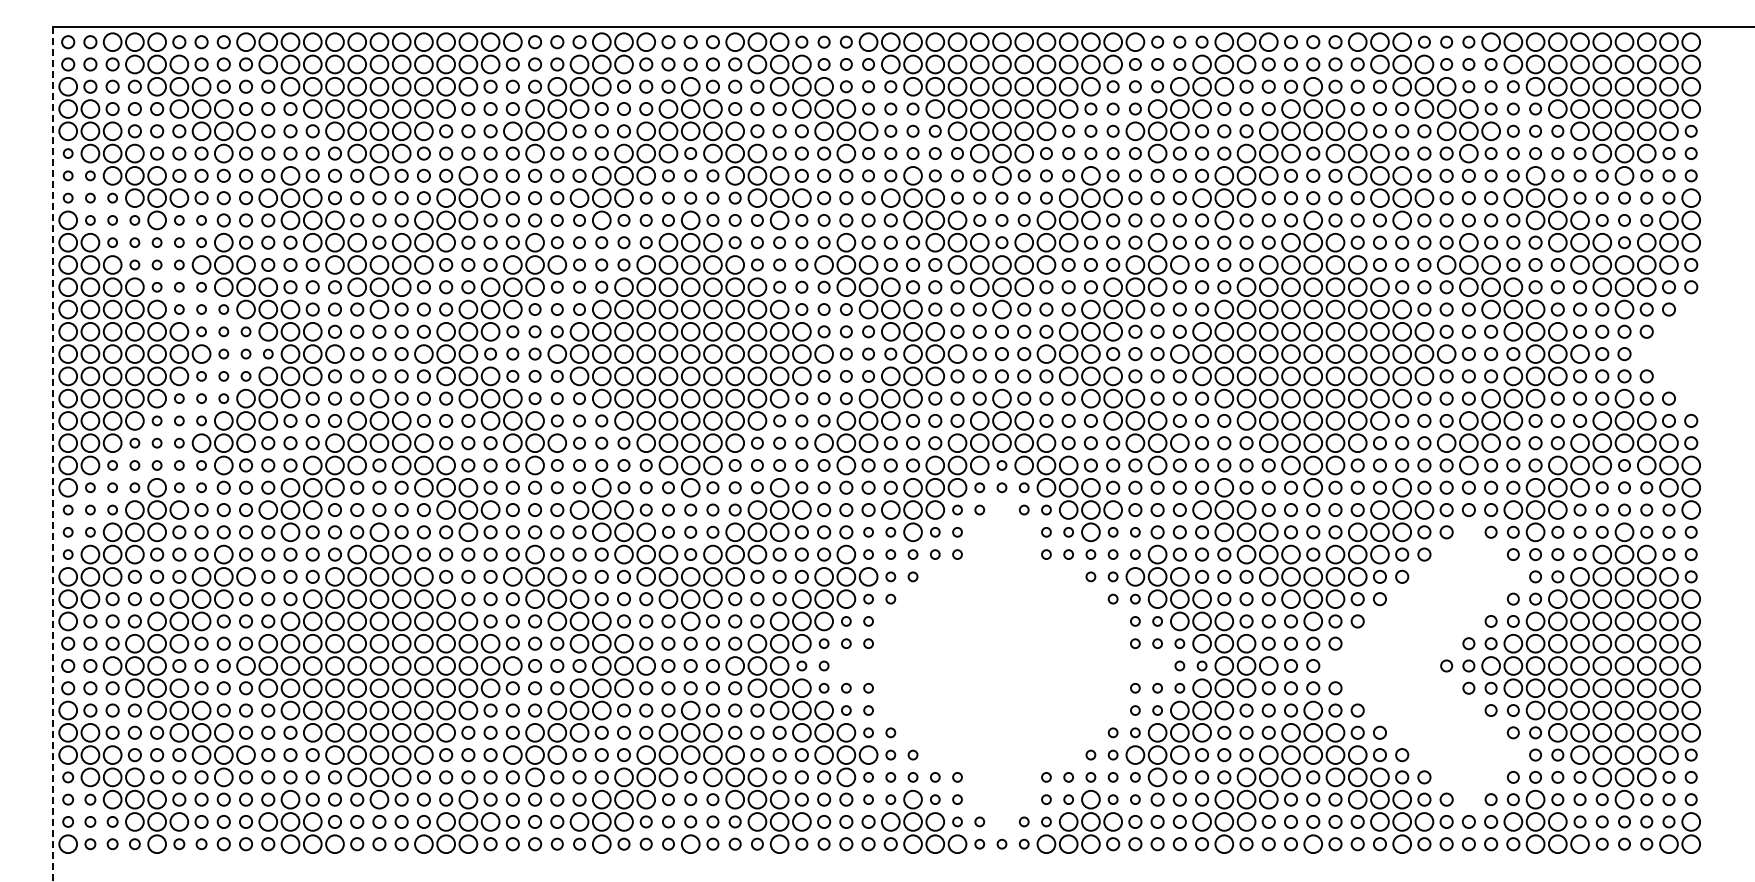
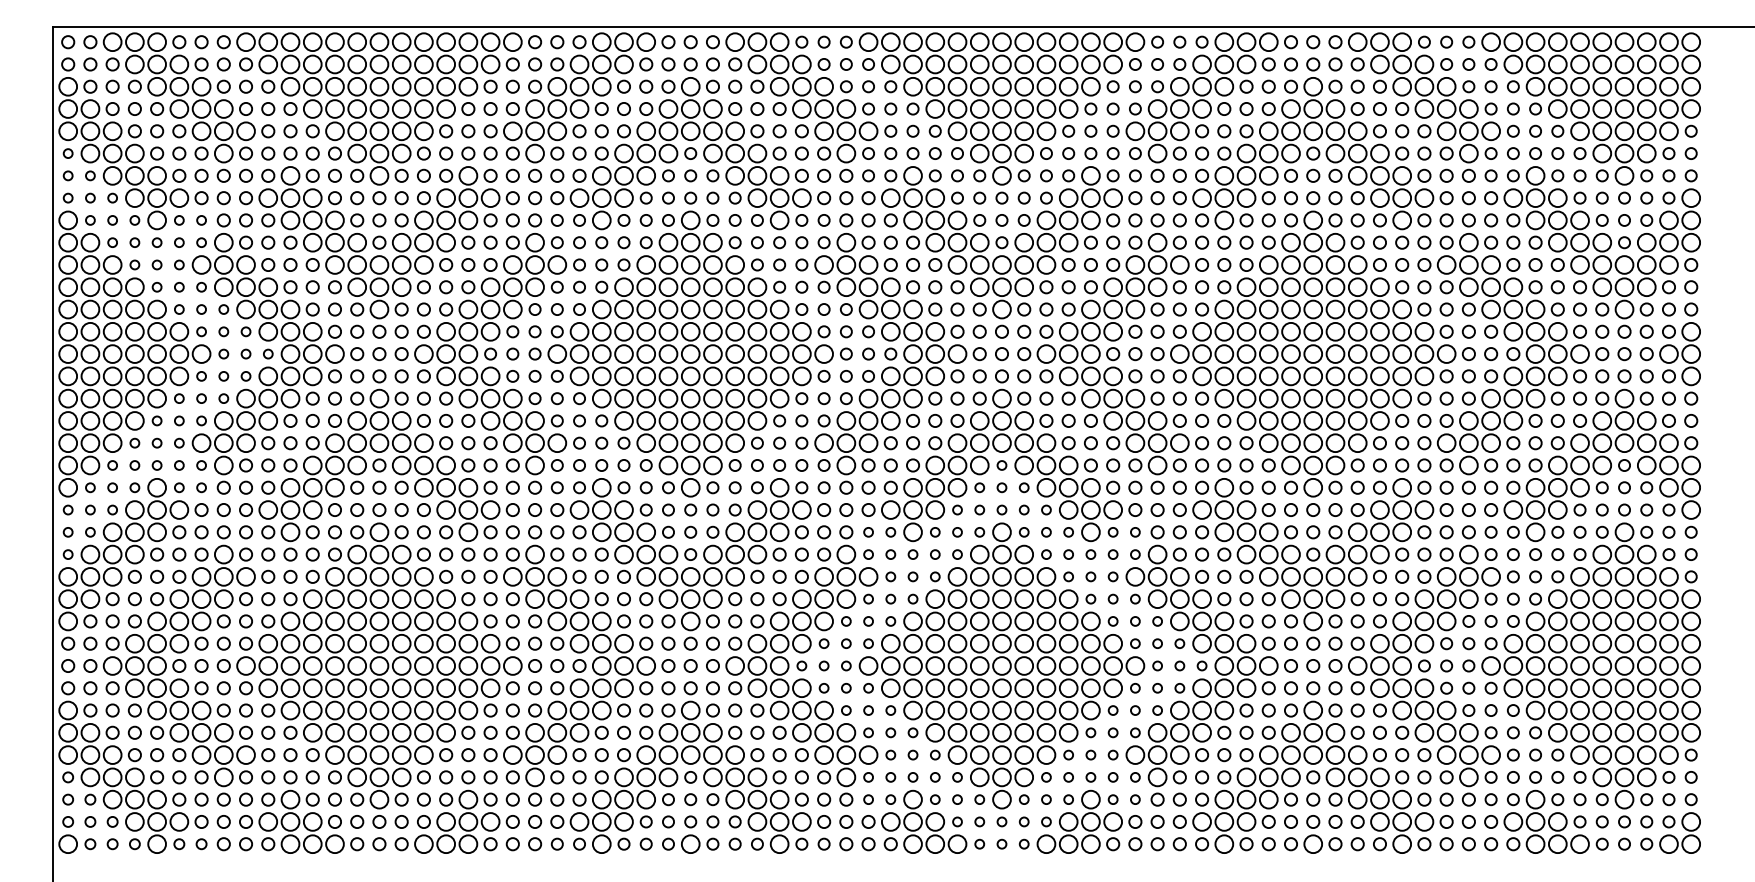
part: none -> present (1669, 353)
line: dashed -> solid (52, 454)
part: none -> present (1001, 665)
part: none -> present (1423, 665)
